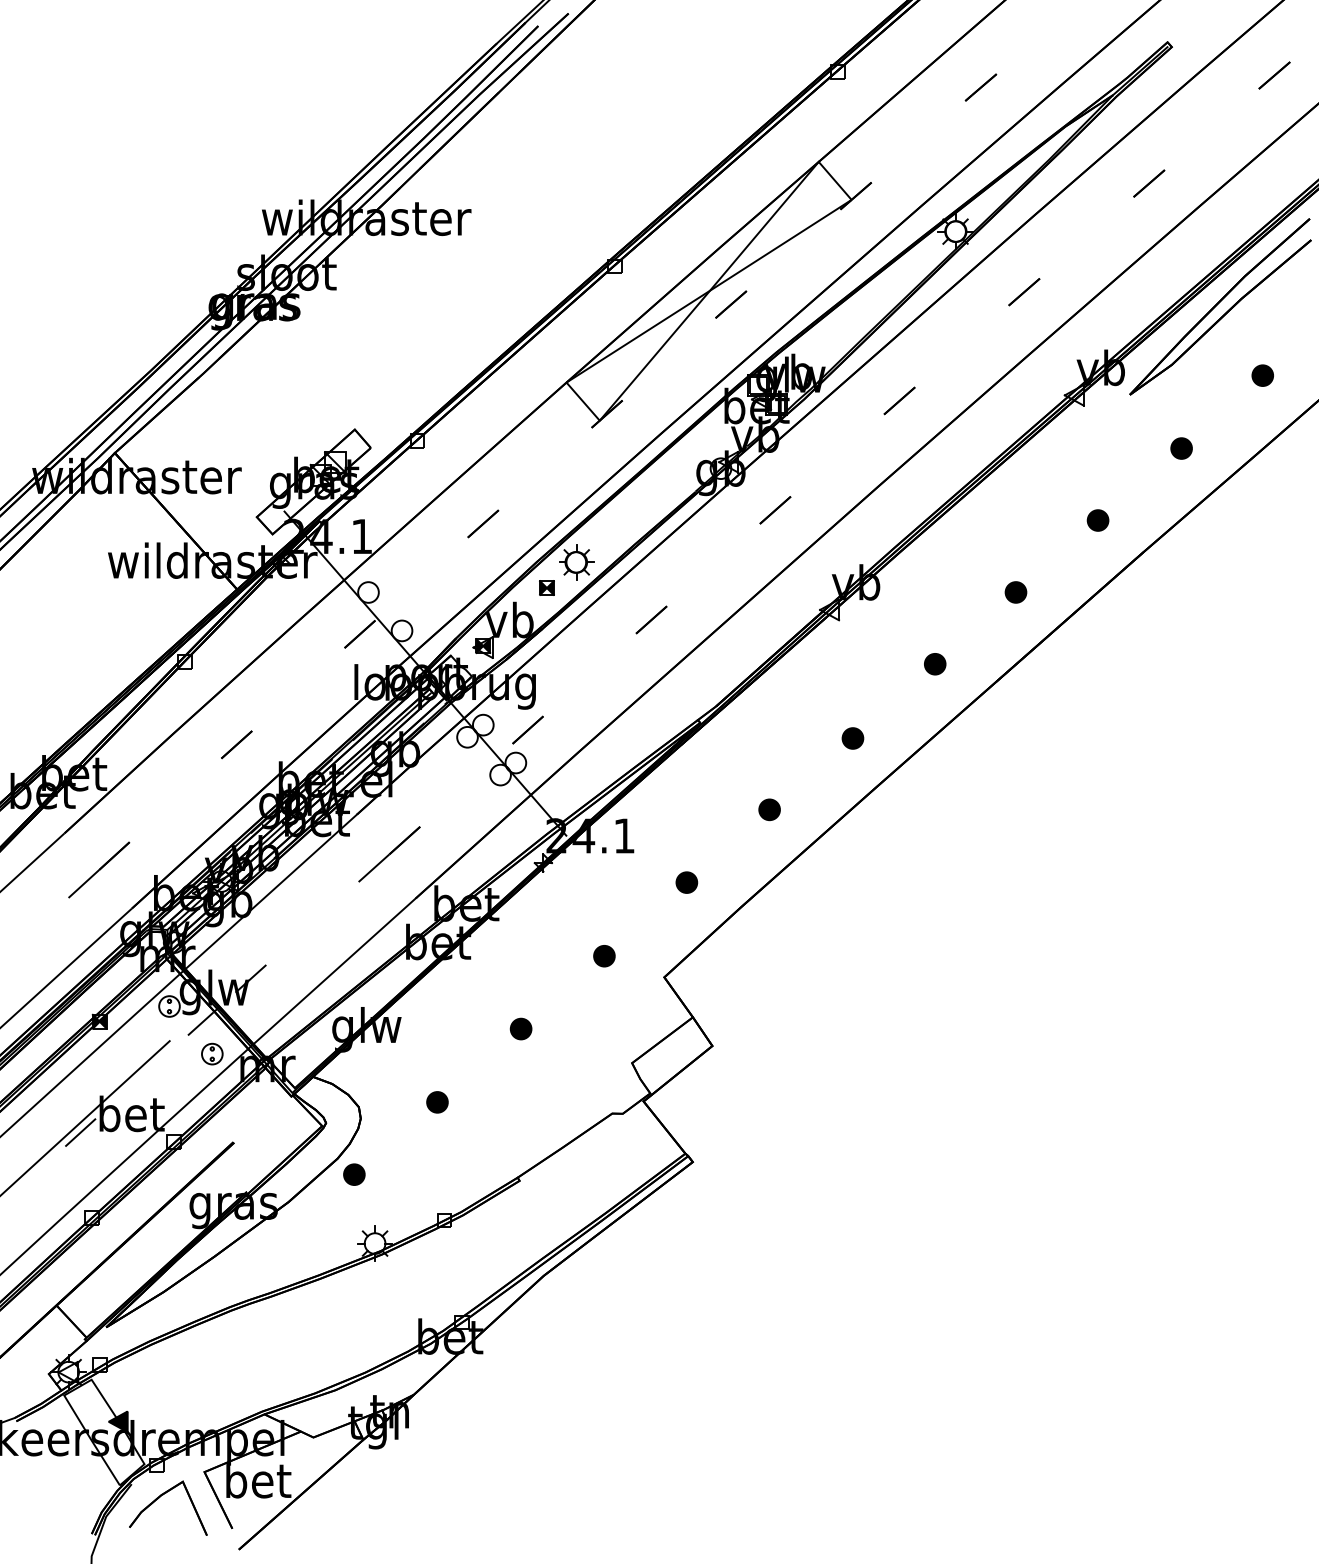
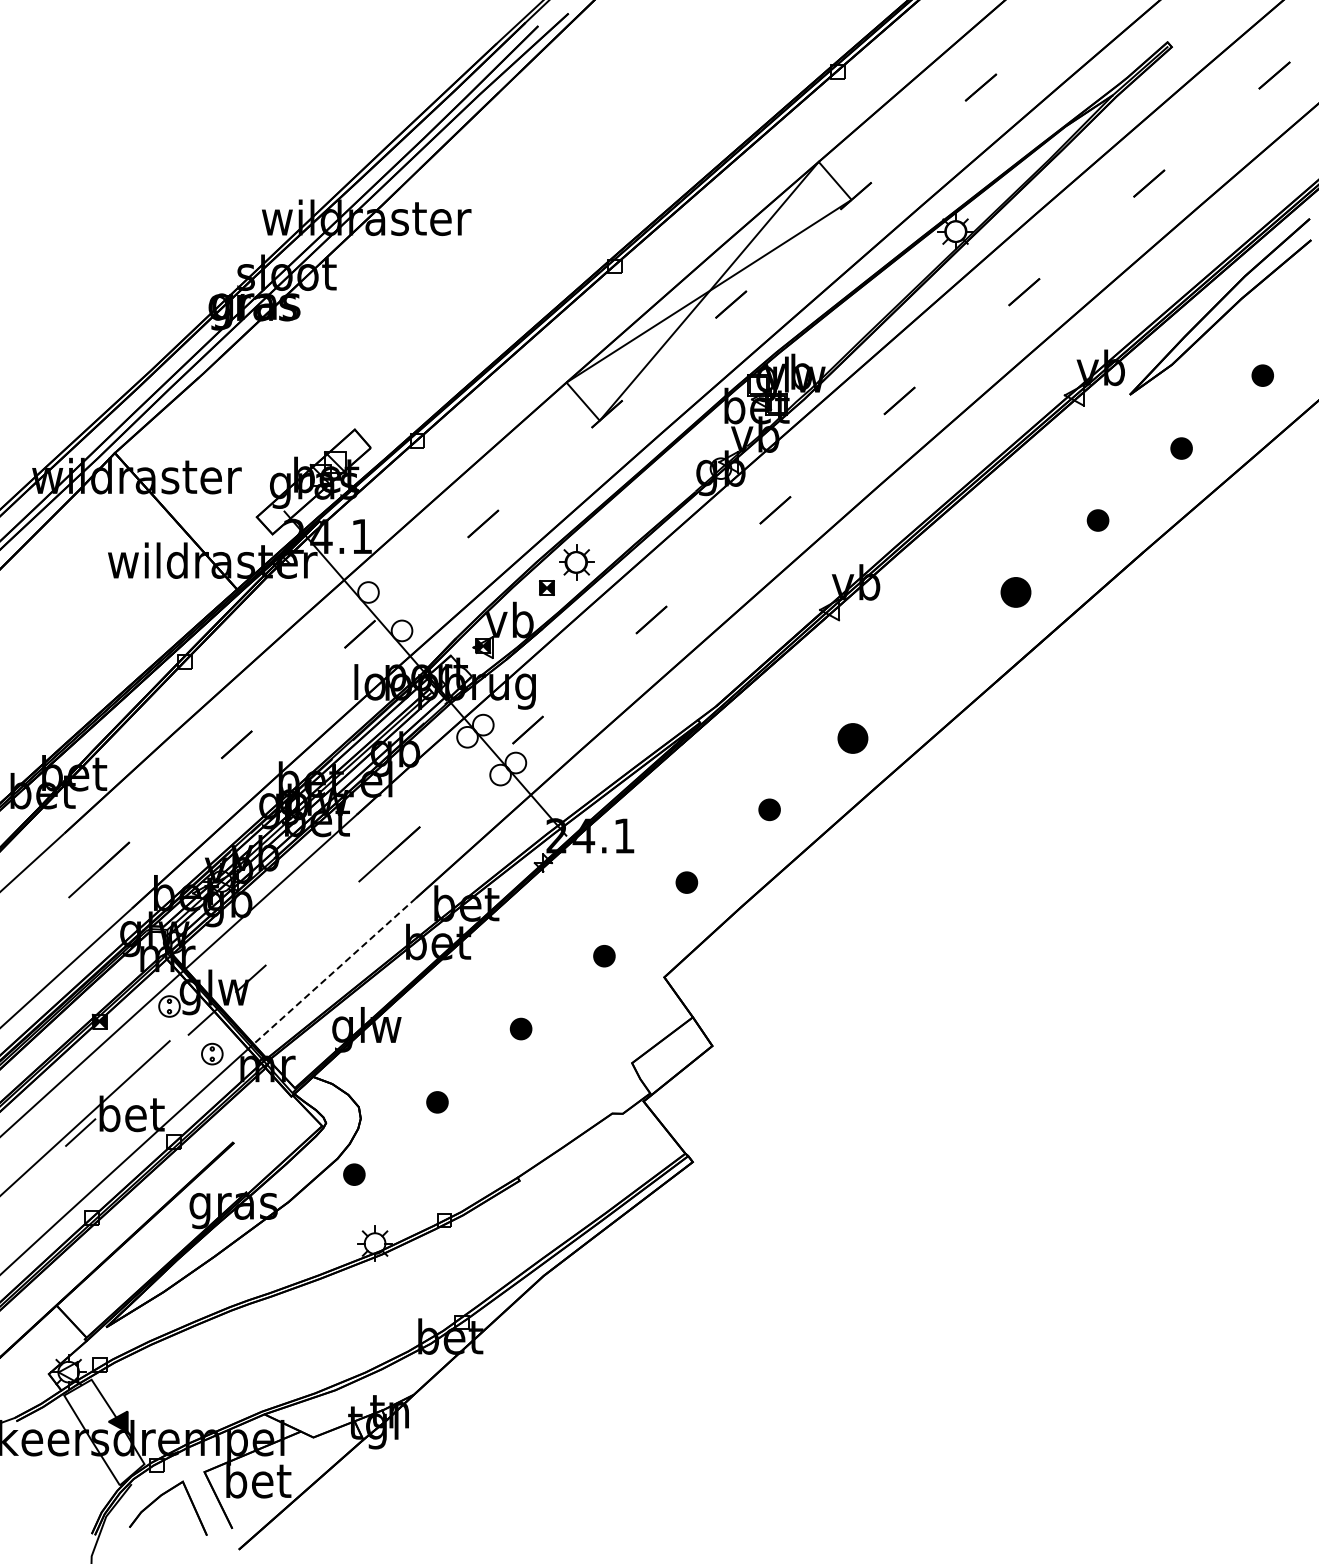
part size: 24x23 px -> 32x31 px (1015, 592)
part: present -> none (935, 664)
part size: 24x23 px -> 32x31 px (852, 738)
line: solid -> dashed (334, 971)
